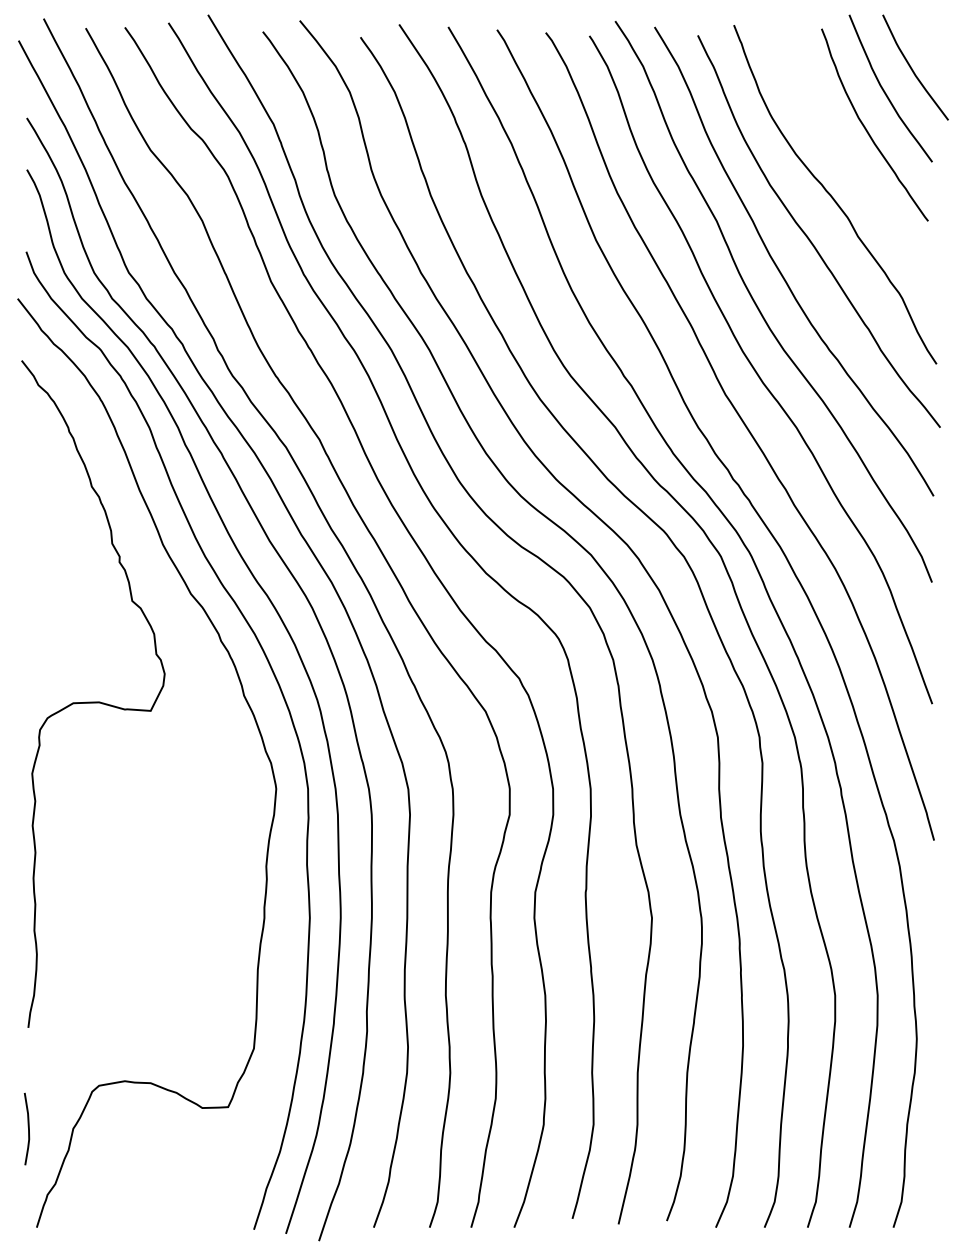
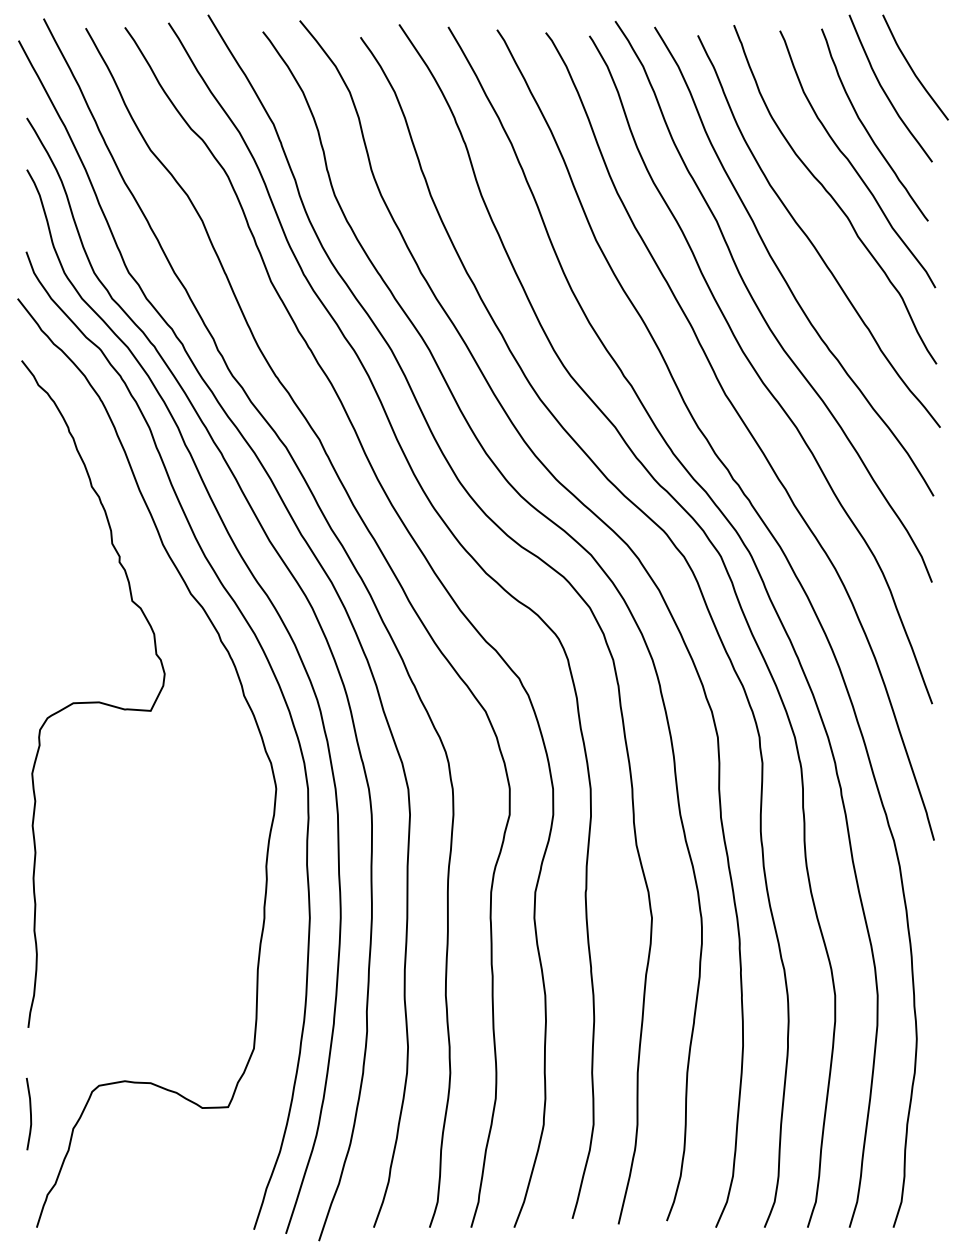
curve: none -> present (851, 162)
curve position: (28, 1128) -> (30, 1113) (30, 1113)
